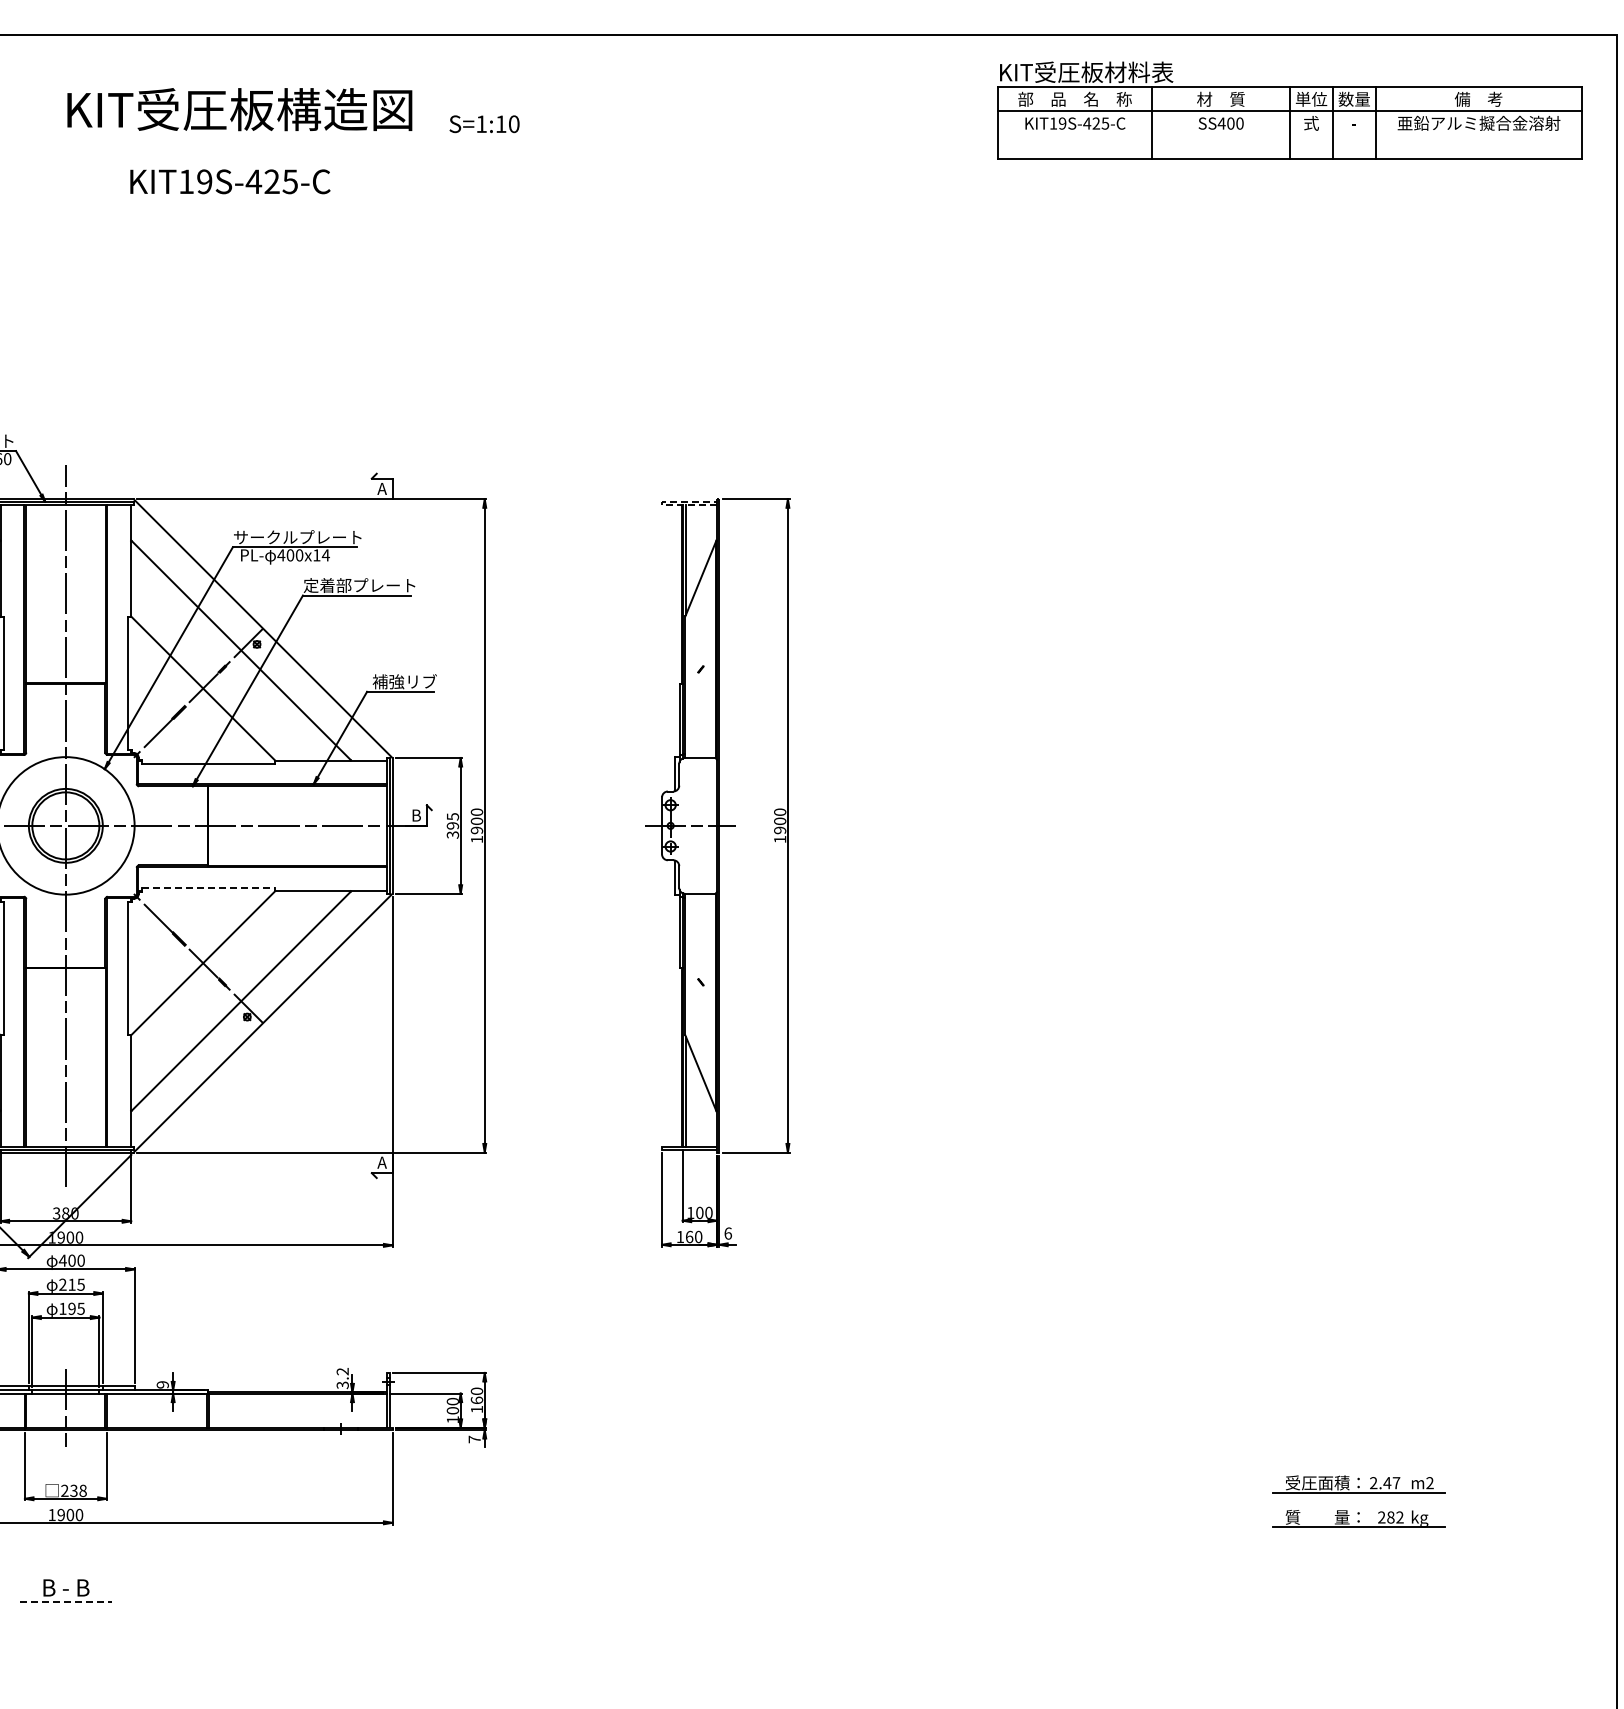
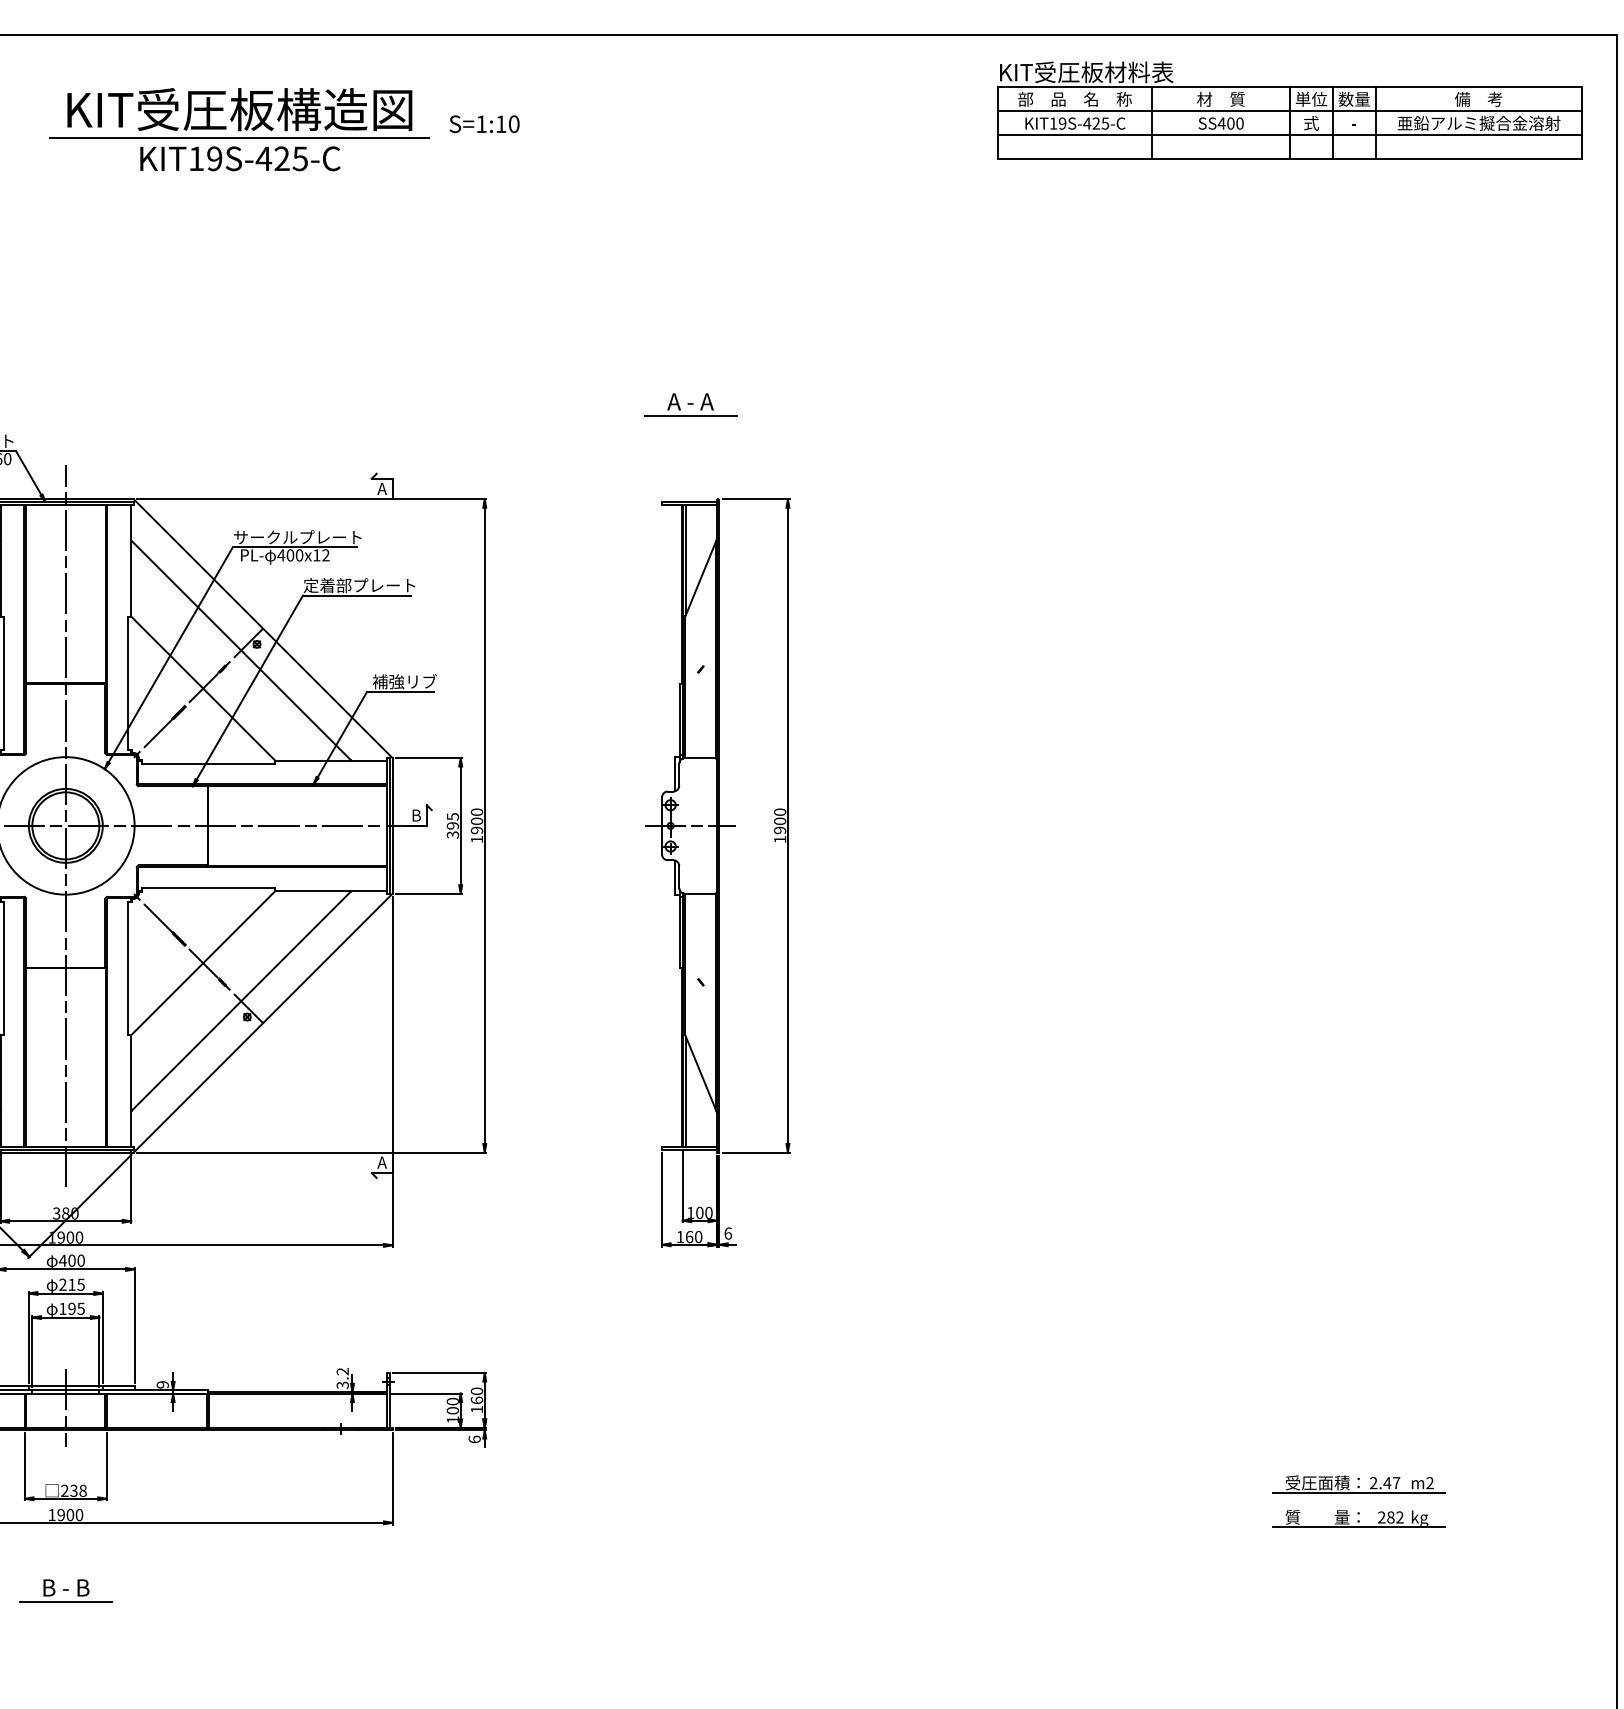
line: none -> present (1289, 134)
line: none -> present (239, 138)
text position: (230, 181) -> (240, 158) (240, 158)
part: none -> present (690, 404)
line: dashed -> solid (662, 503)
text: 400x14 -> 400x12 (325, 555)
line: dashed -> solid (208, 887)
text: 7 -> 6 (474, 1439)
line: dashed -> solid (65, 1601)
